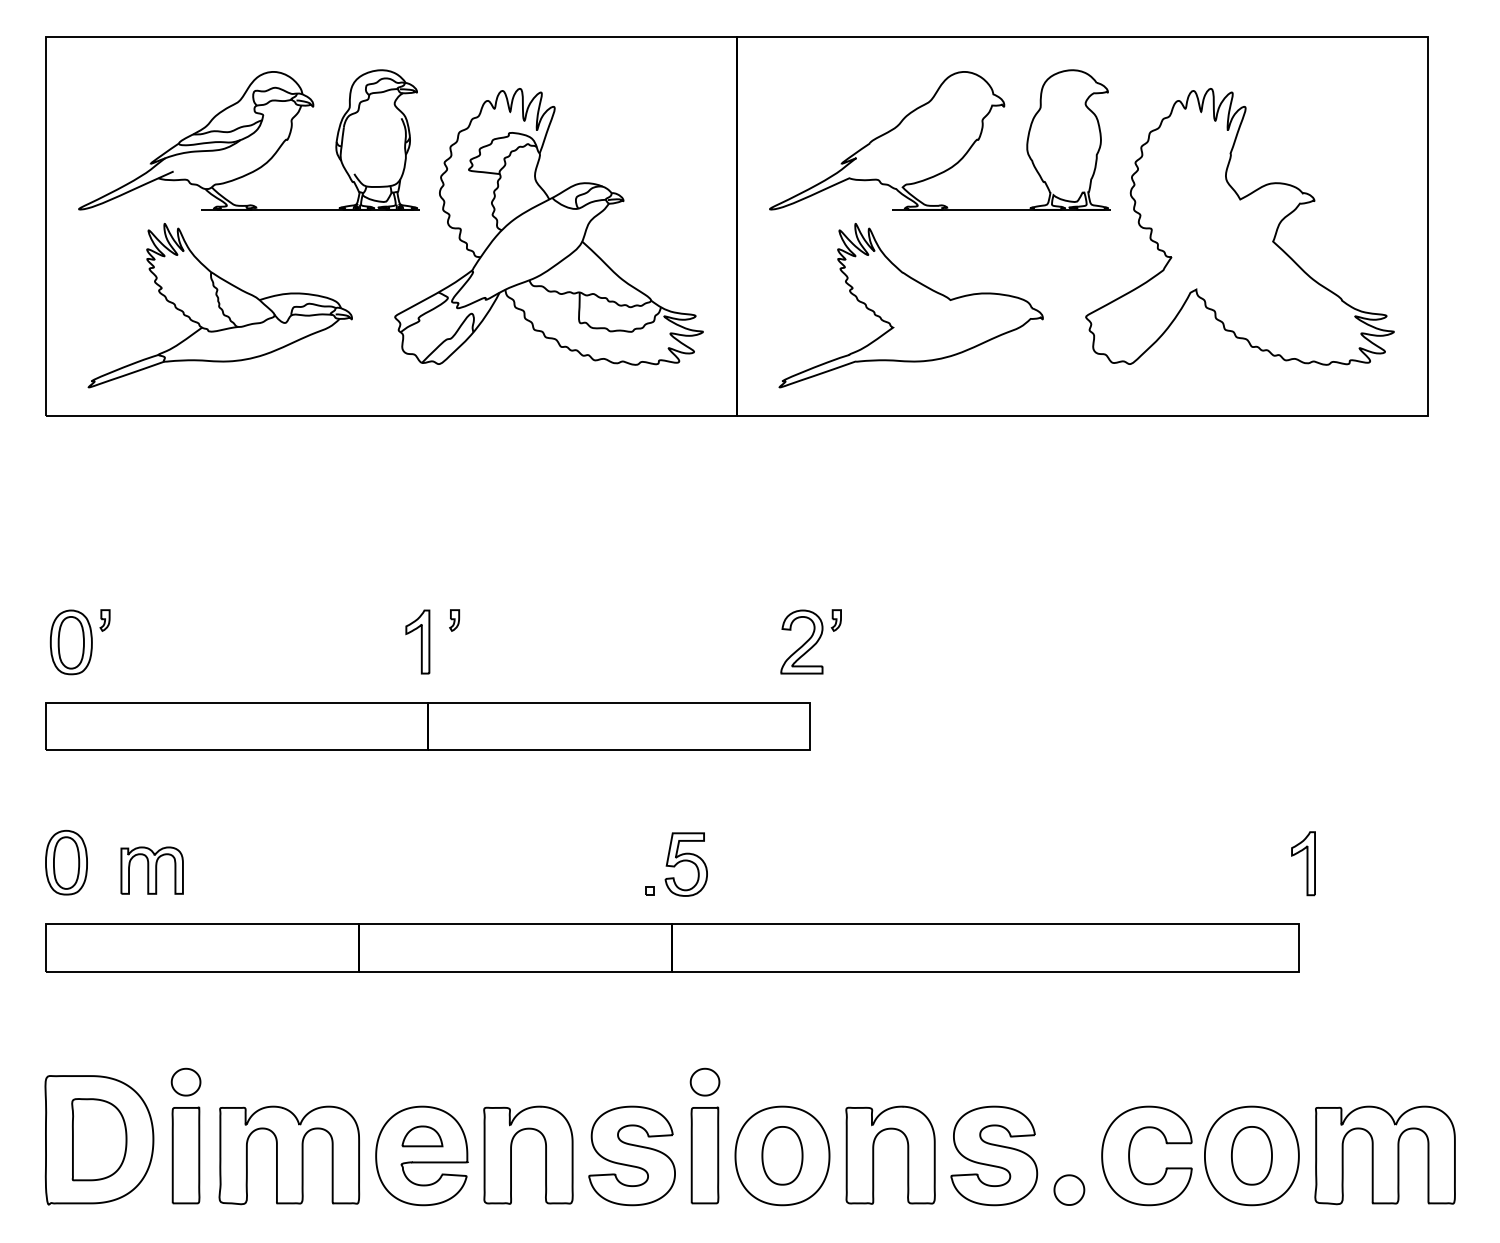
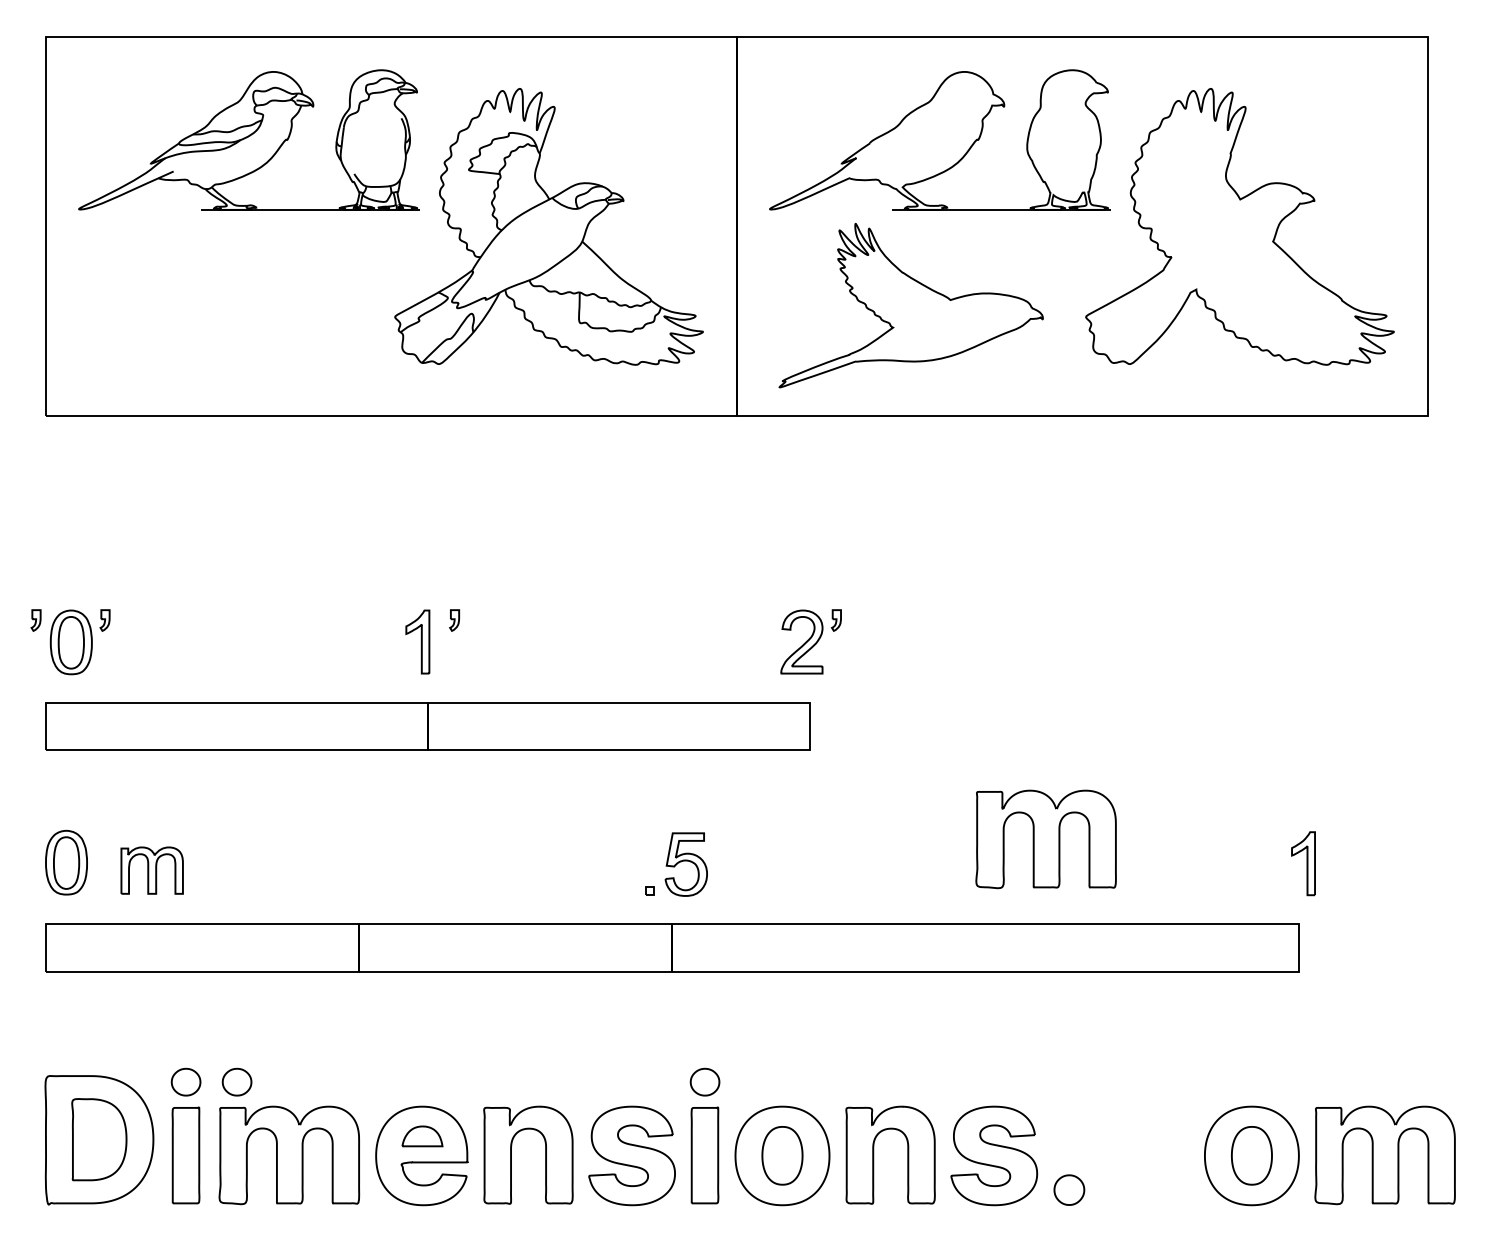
part: present -> none (219, 305)
part: none -> present (35, 620)
part: none -> present (1045, 839)
part: none -> present (236, 1081)
part: present -> none (1130, 1151)
